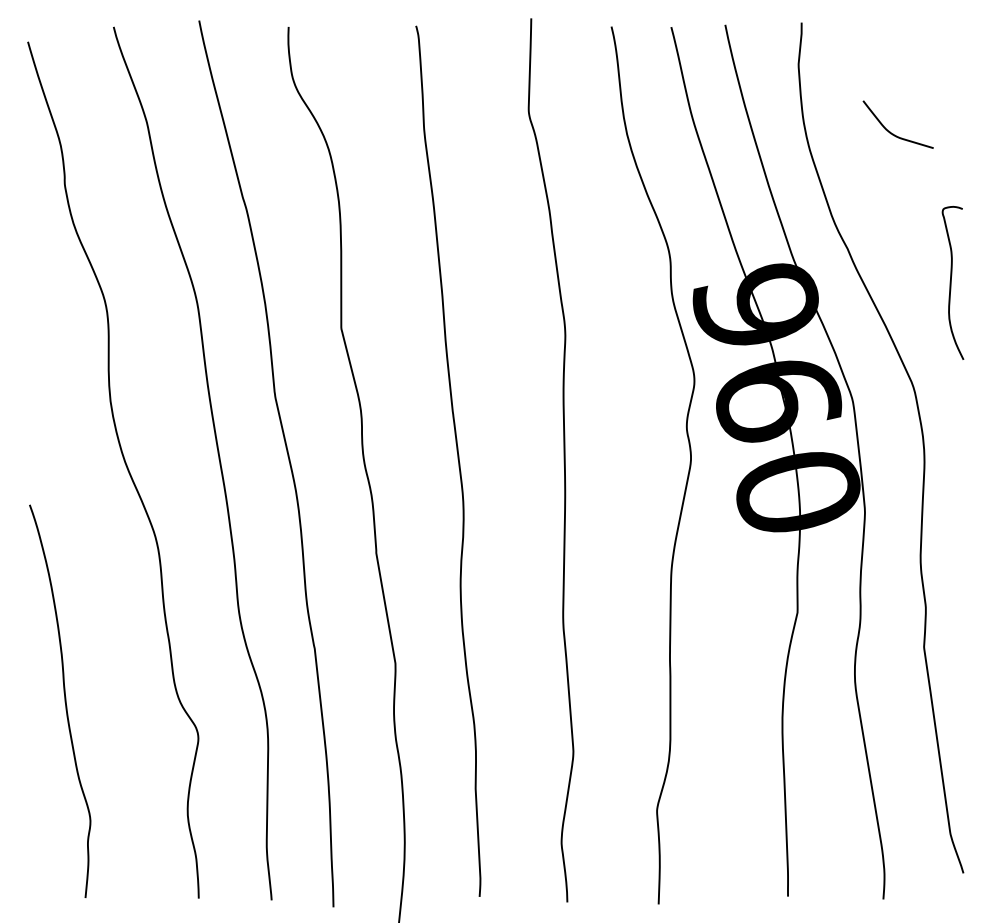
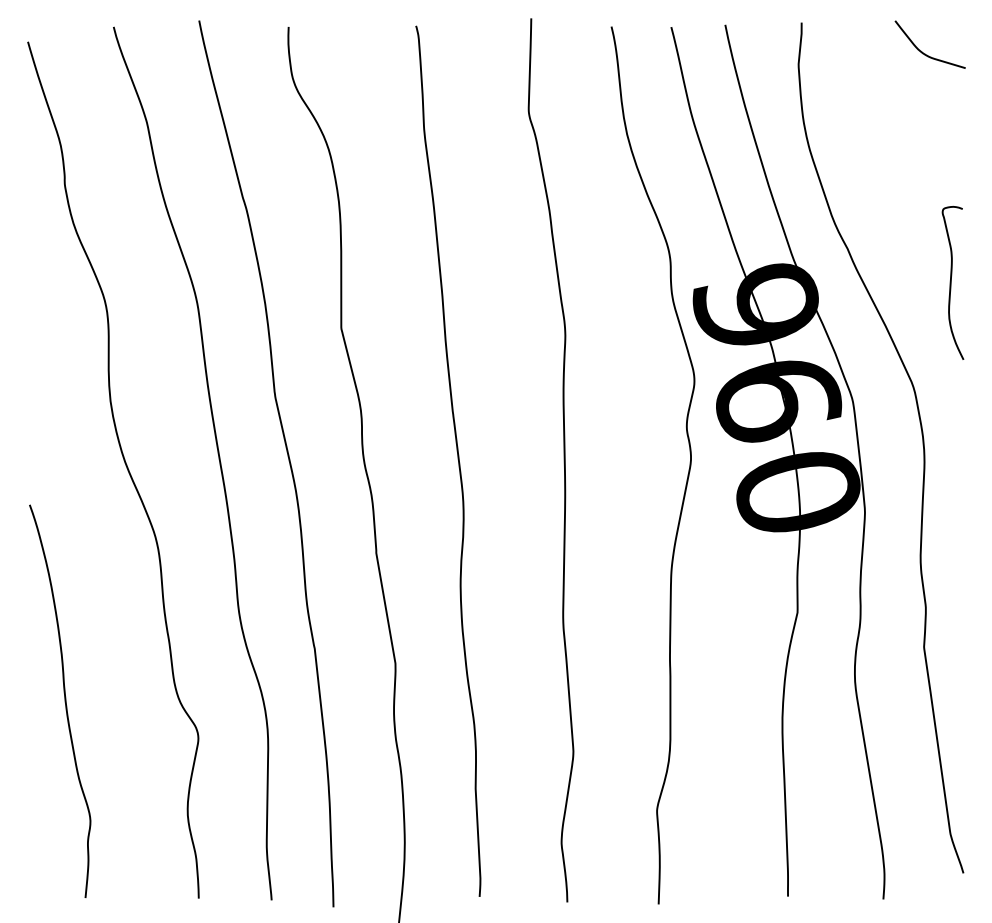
curve position: (893, 133) -> (925, 53) (925, 53)
